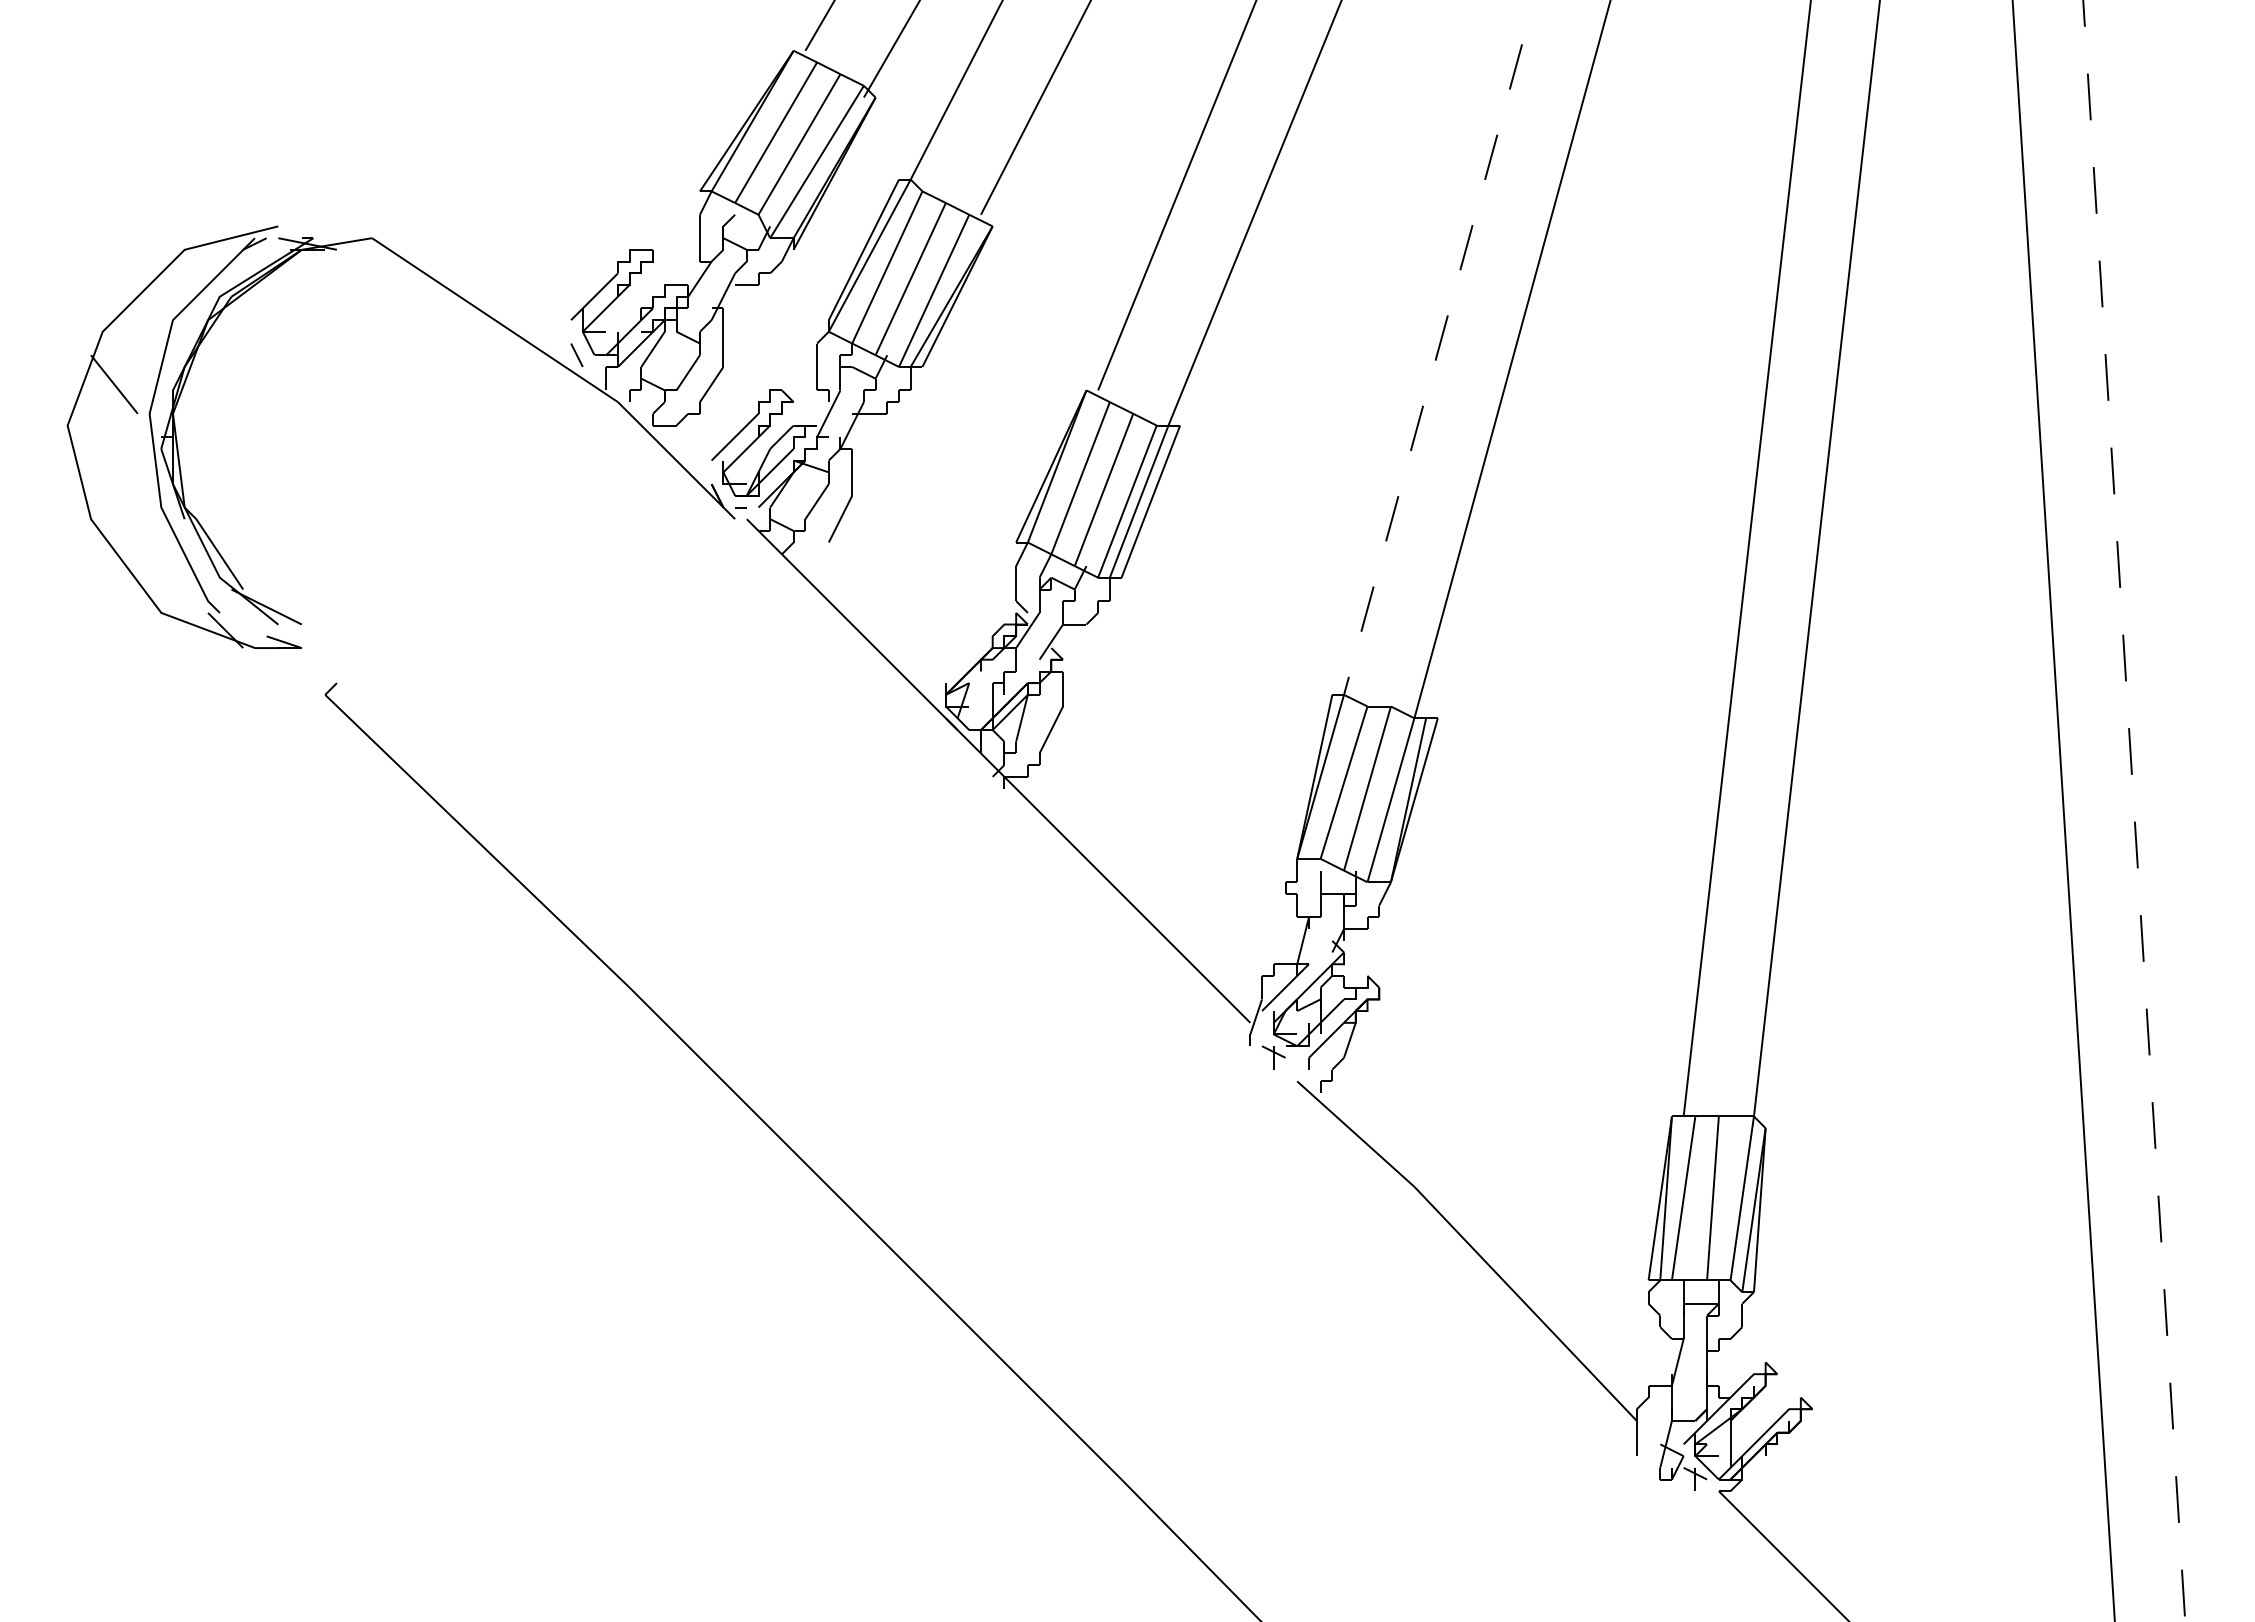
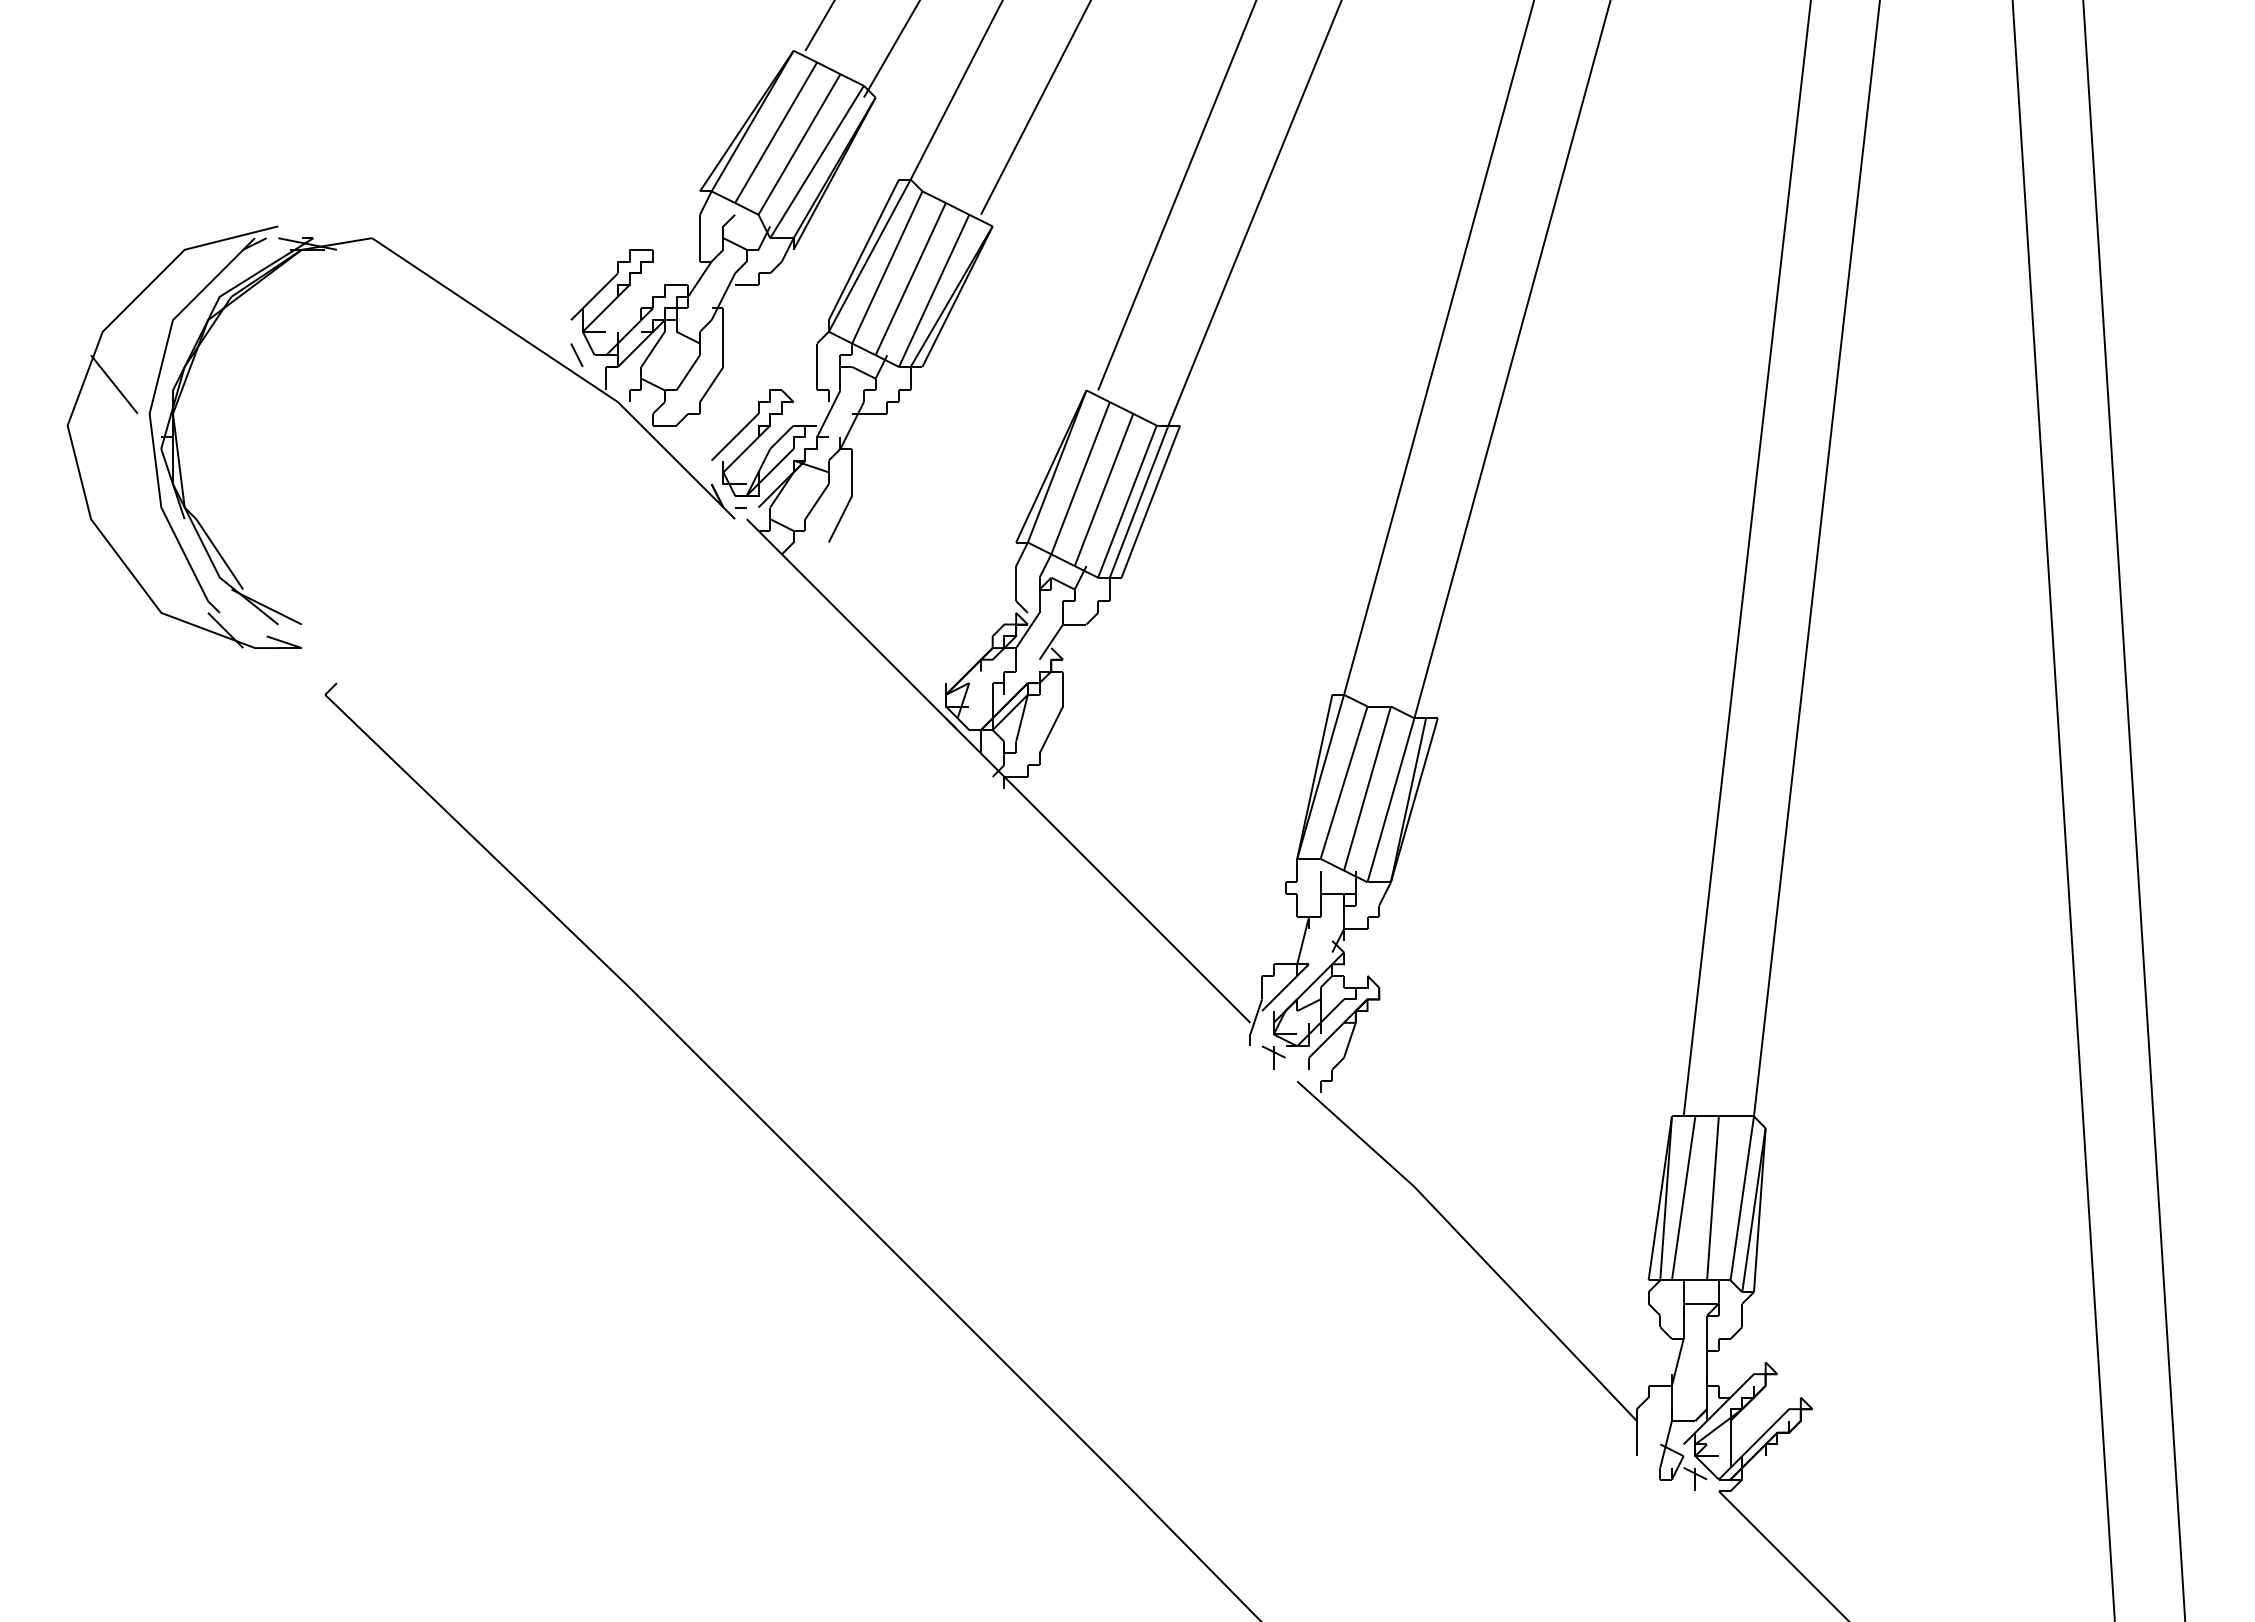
line: dashed -> solid (1439, 347)
line: dashed -> solid (2134, 810)
